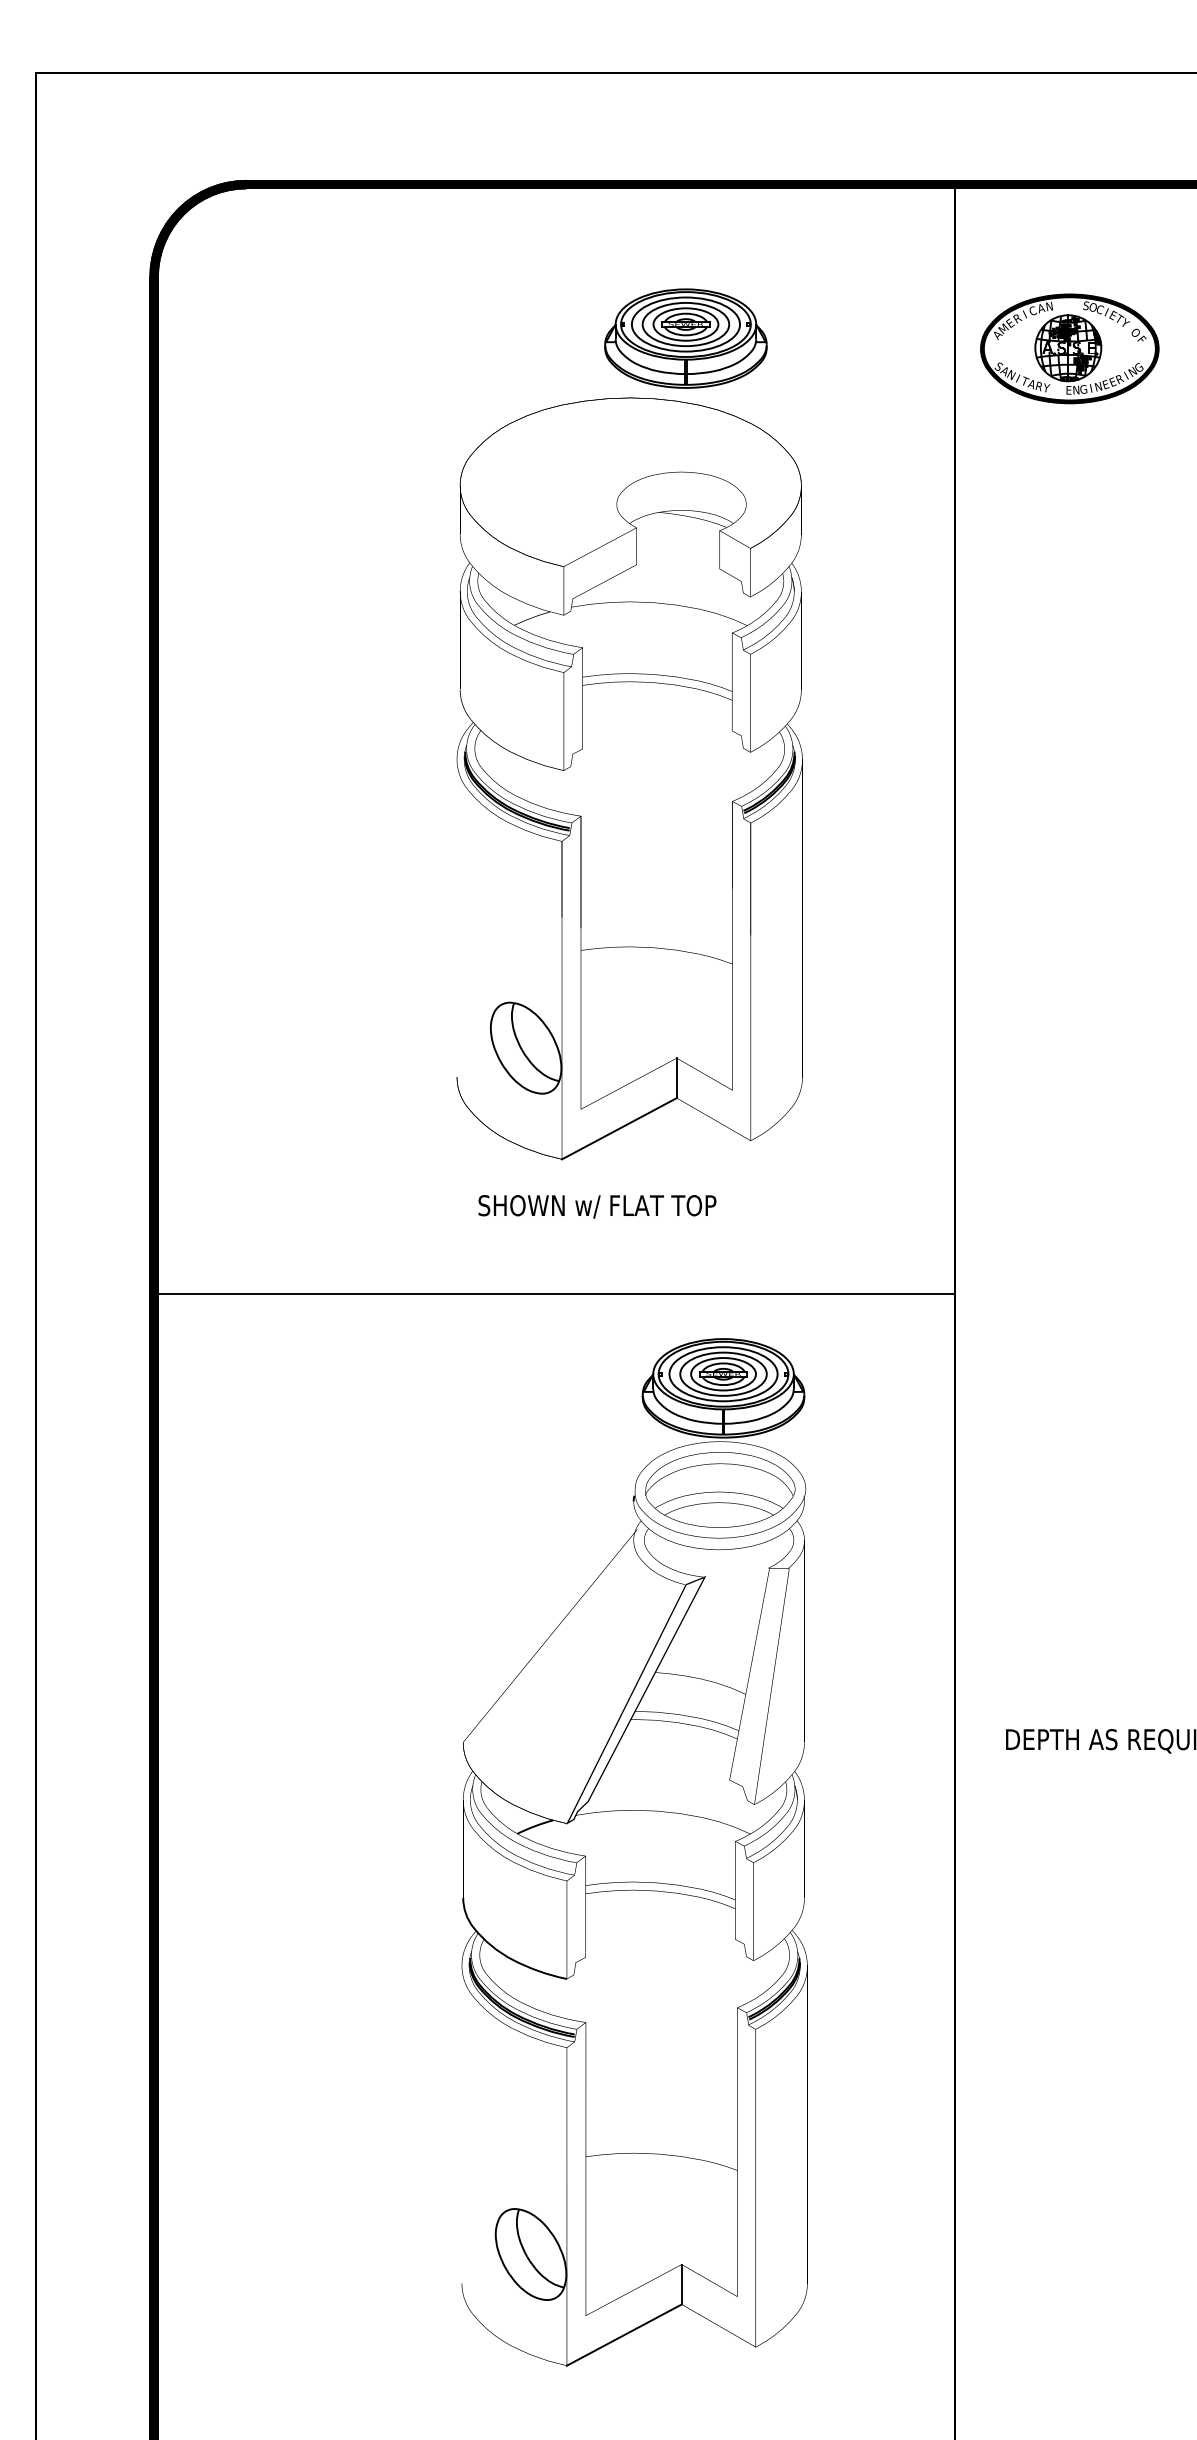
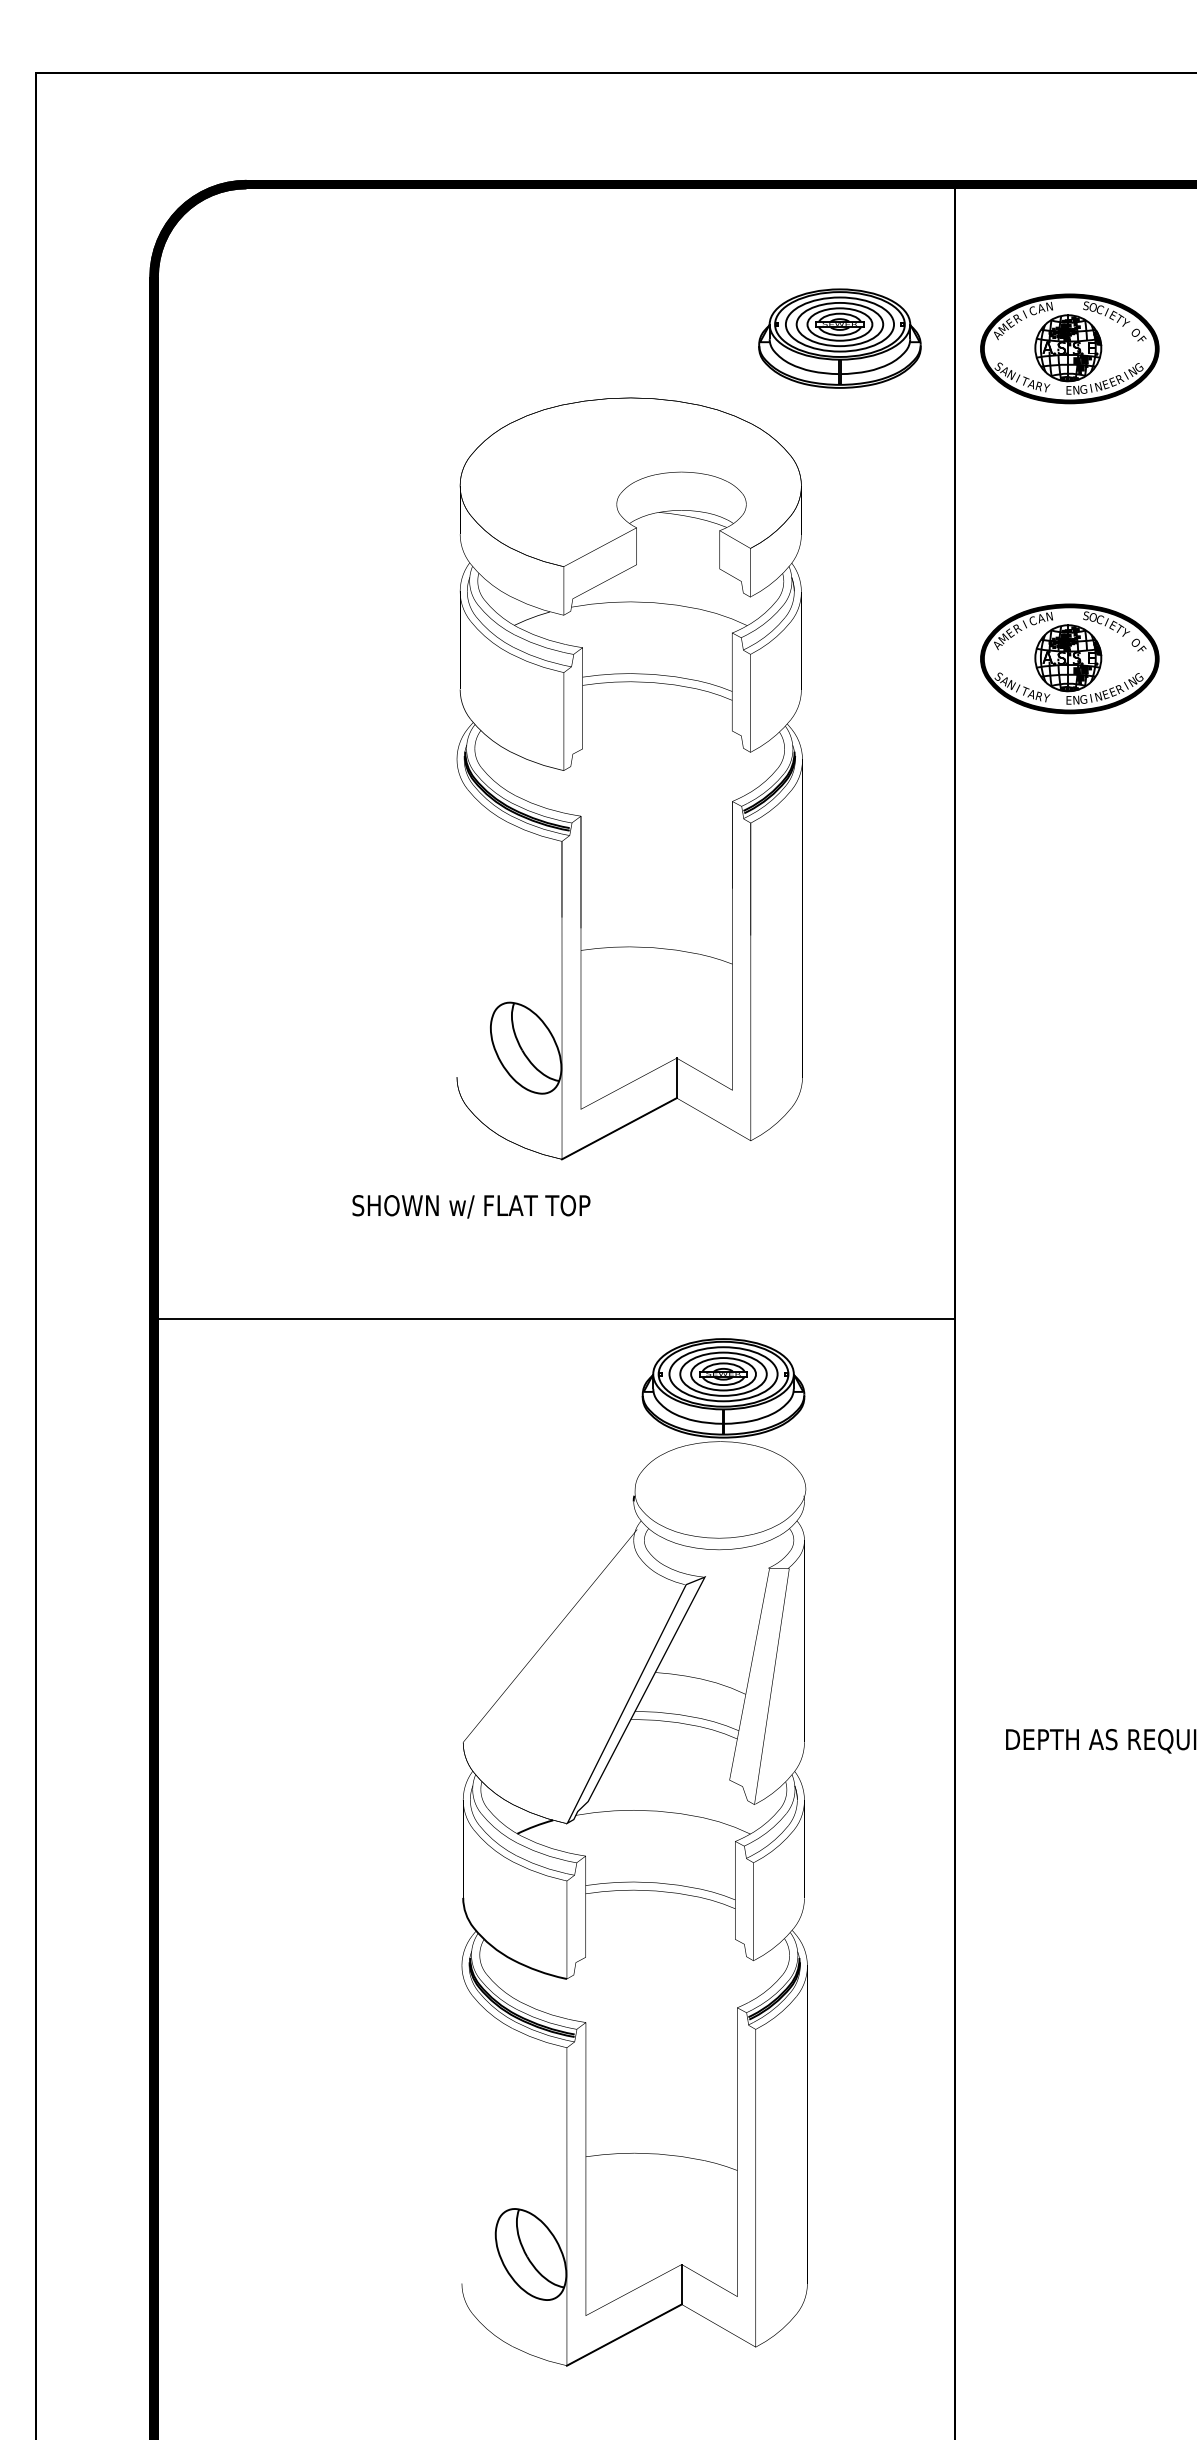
part position: (685, 338) -> (839, 338) (839, 338)
part: none -> present (1069, 658)
text position: (597, 1206) -> (471, 1206) (471, 1206)
line position: (556, 1294) -> (556, 1319) (556, 1319)
part: present -> none (720, 1489)
